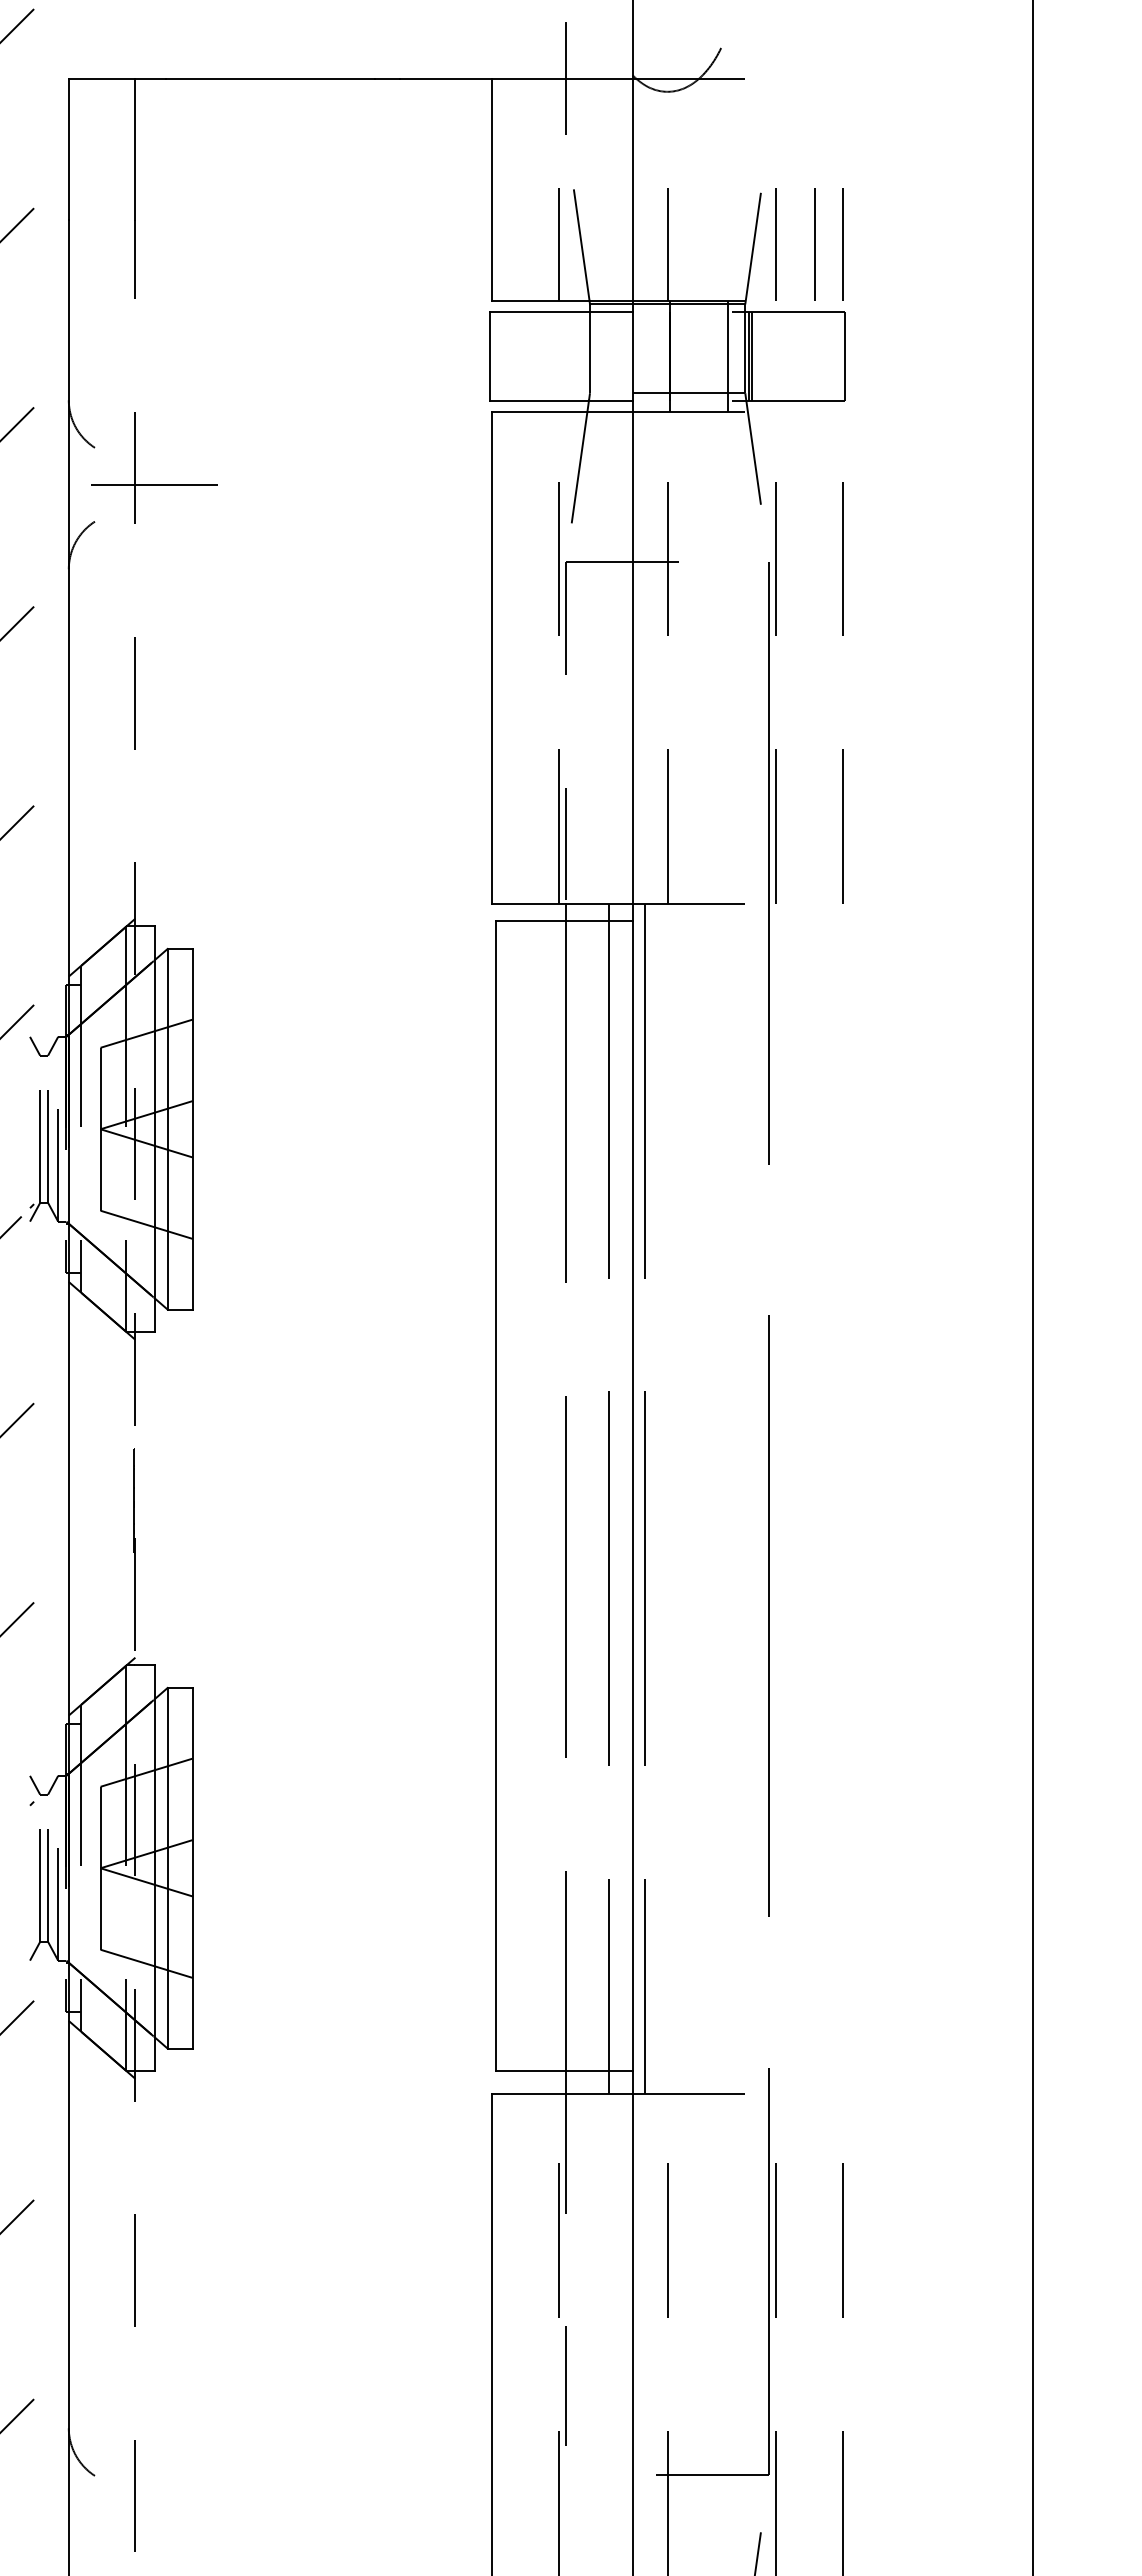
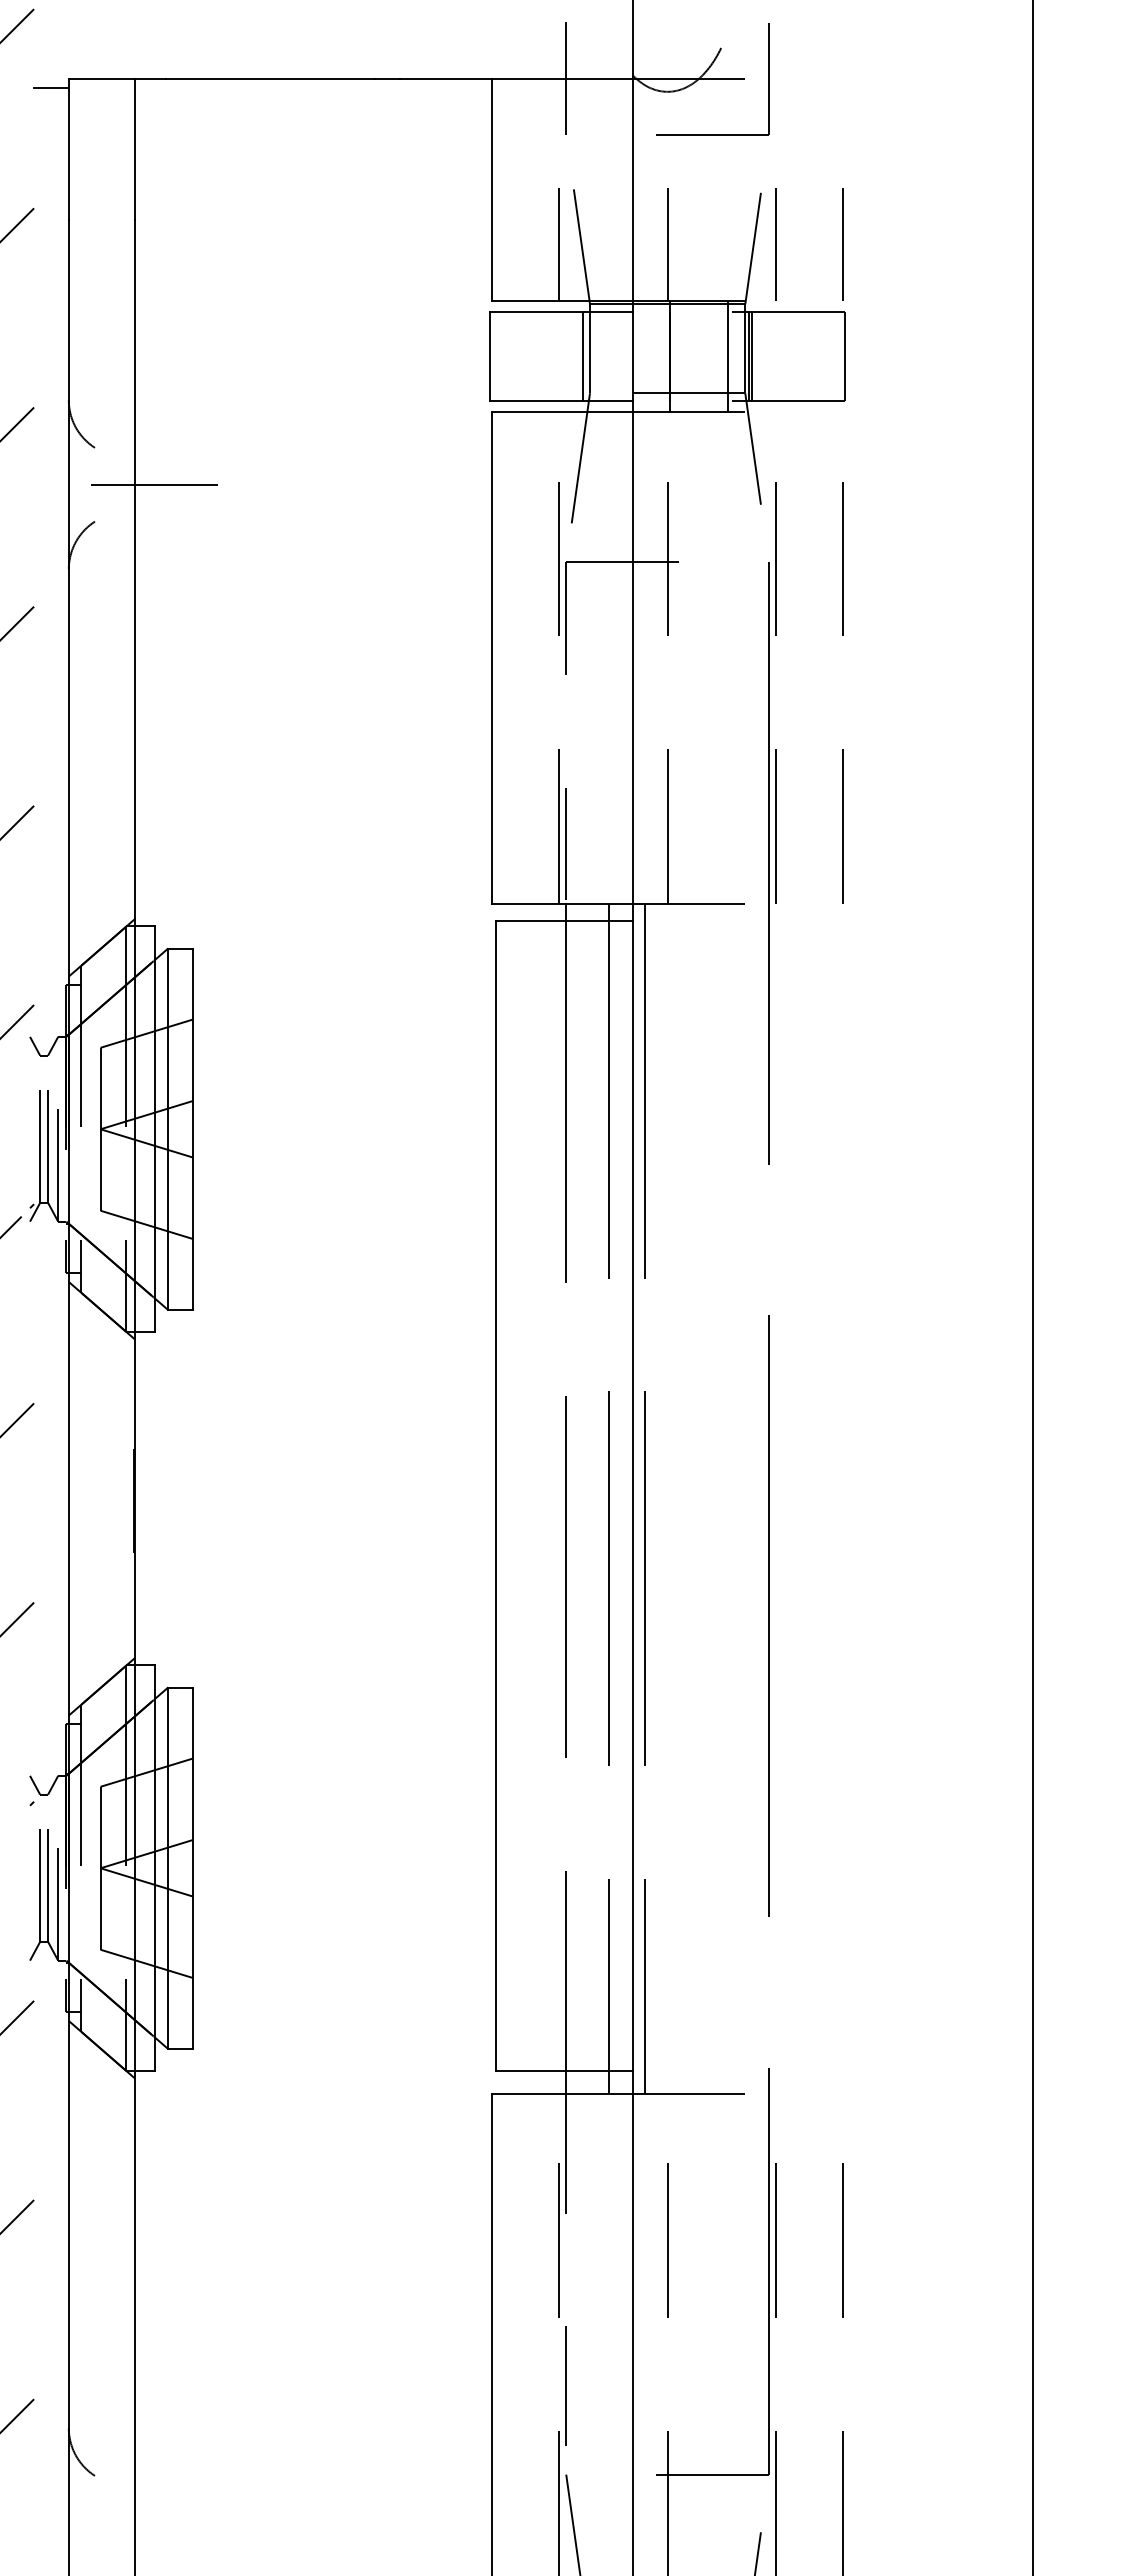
line: none -> present (51, 88)
part: none -> present (712, 134)
line: present -> none (814, 244)
line: none -> present (583, 355)
line: dashed -> solid (135, 1397)
line: none -> present (572, 2523)
